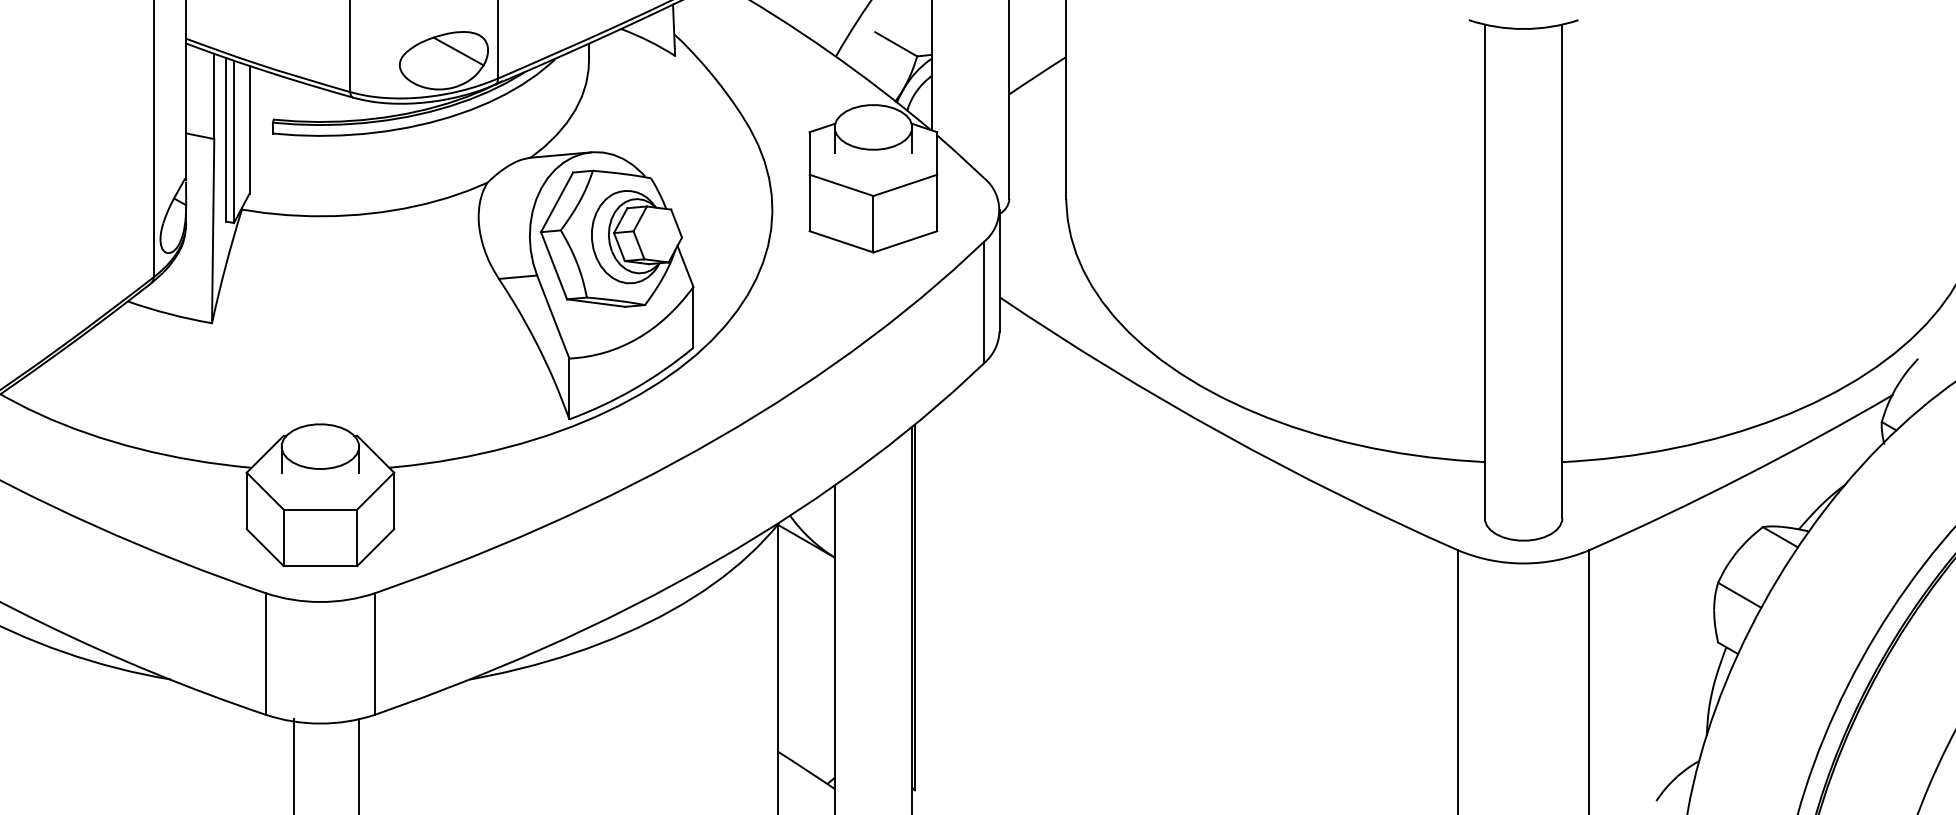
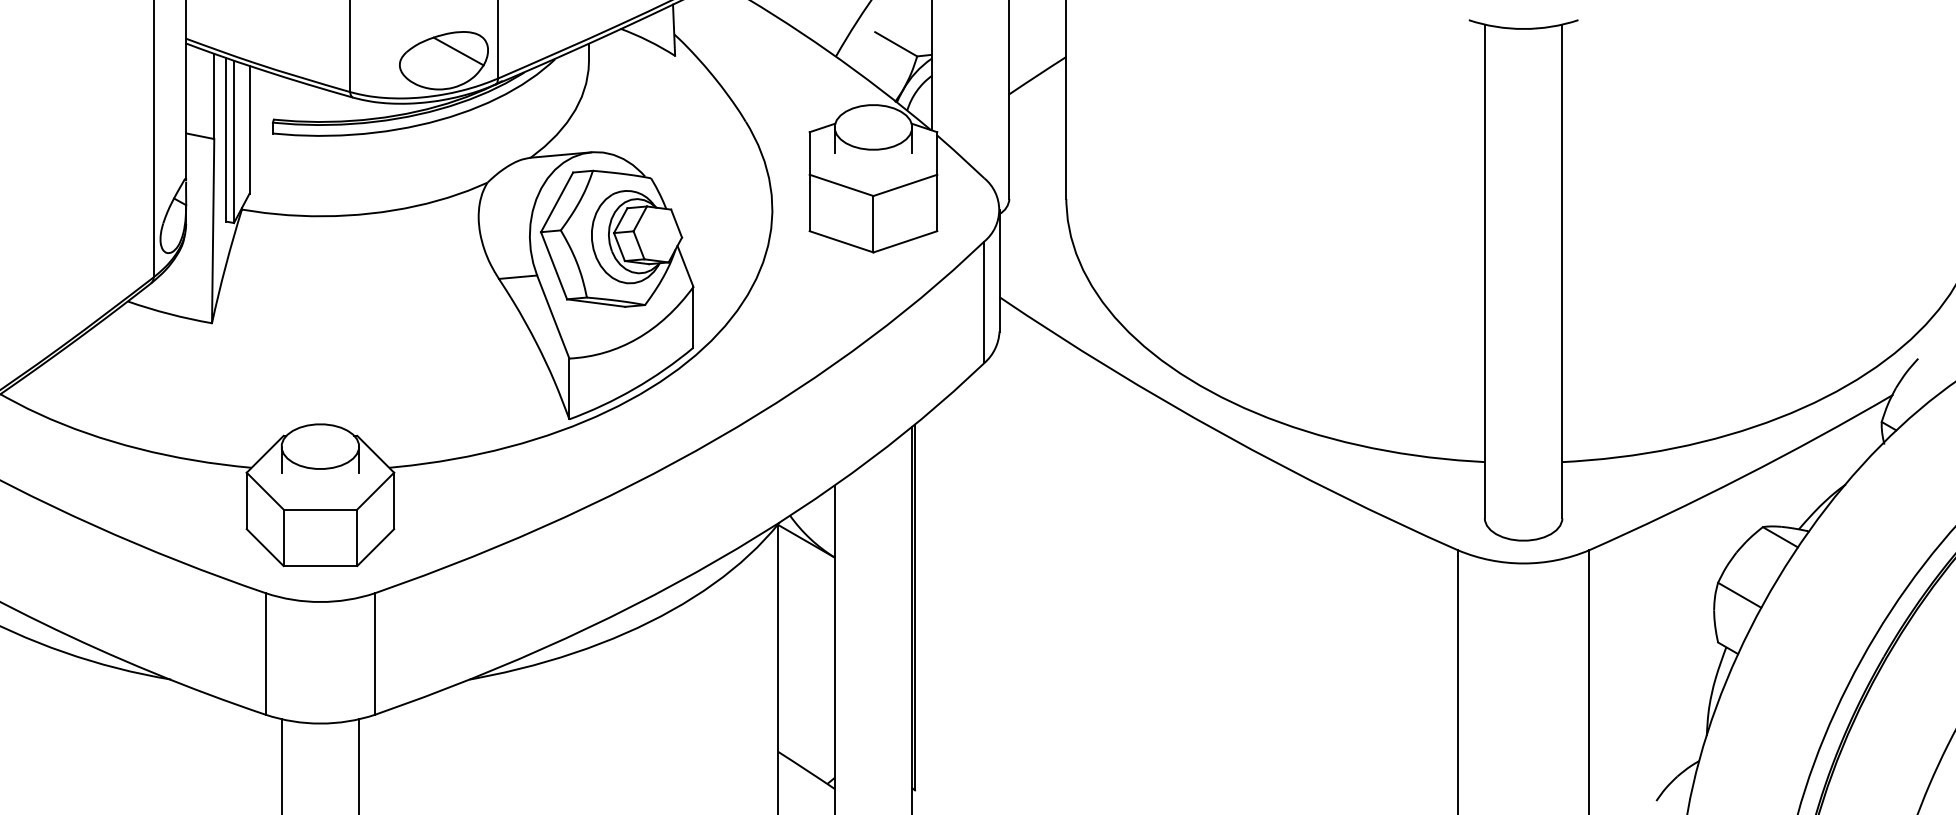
line position: (293, 765) -> (281, 765) (281, 765)
